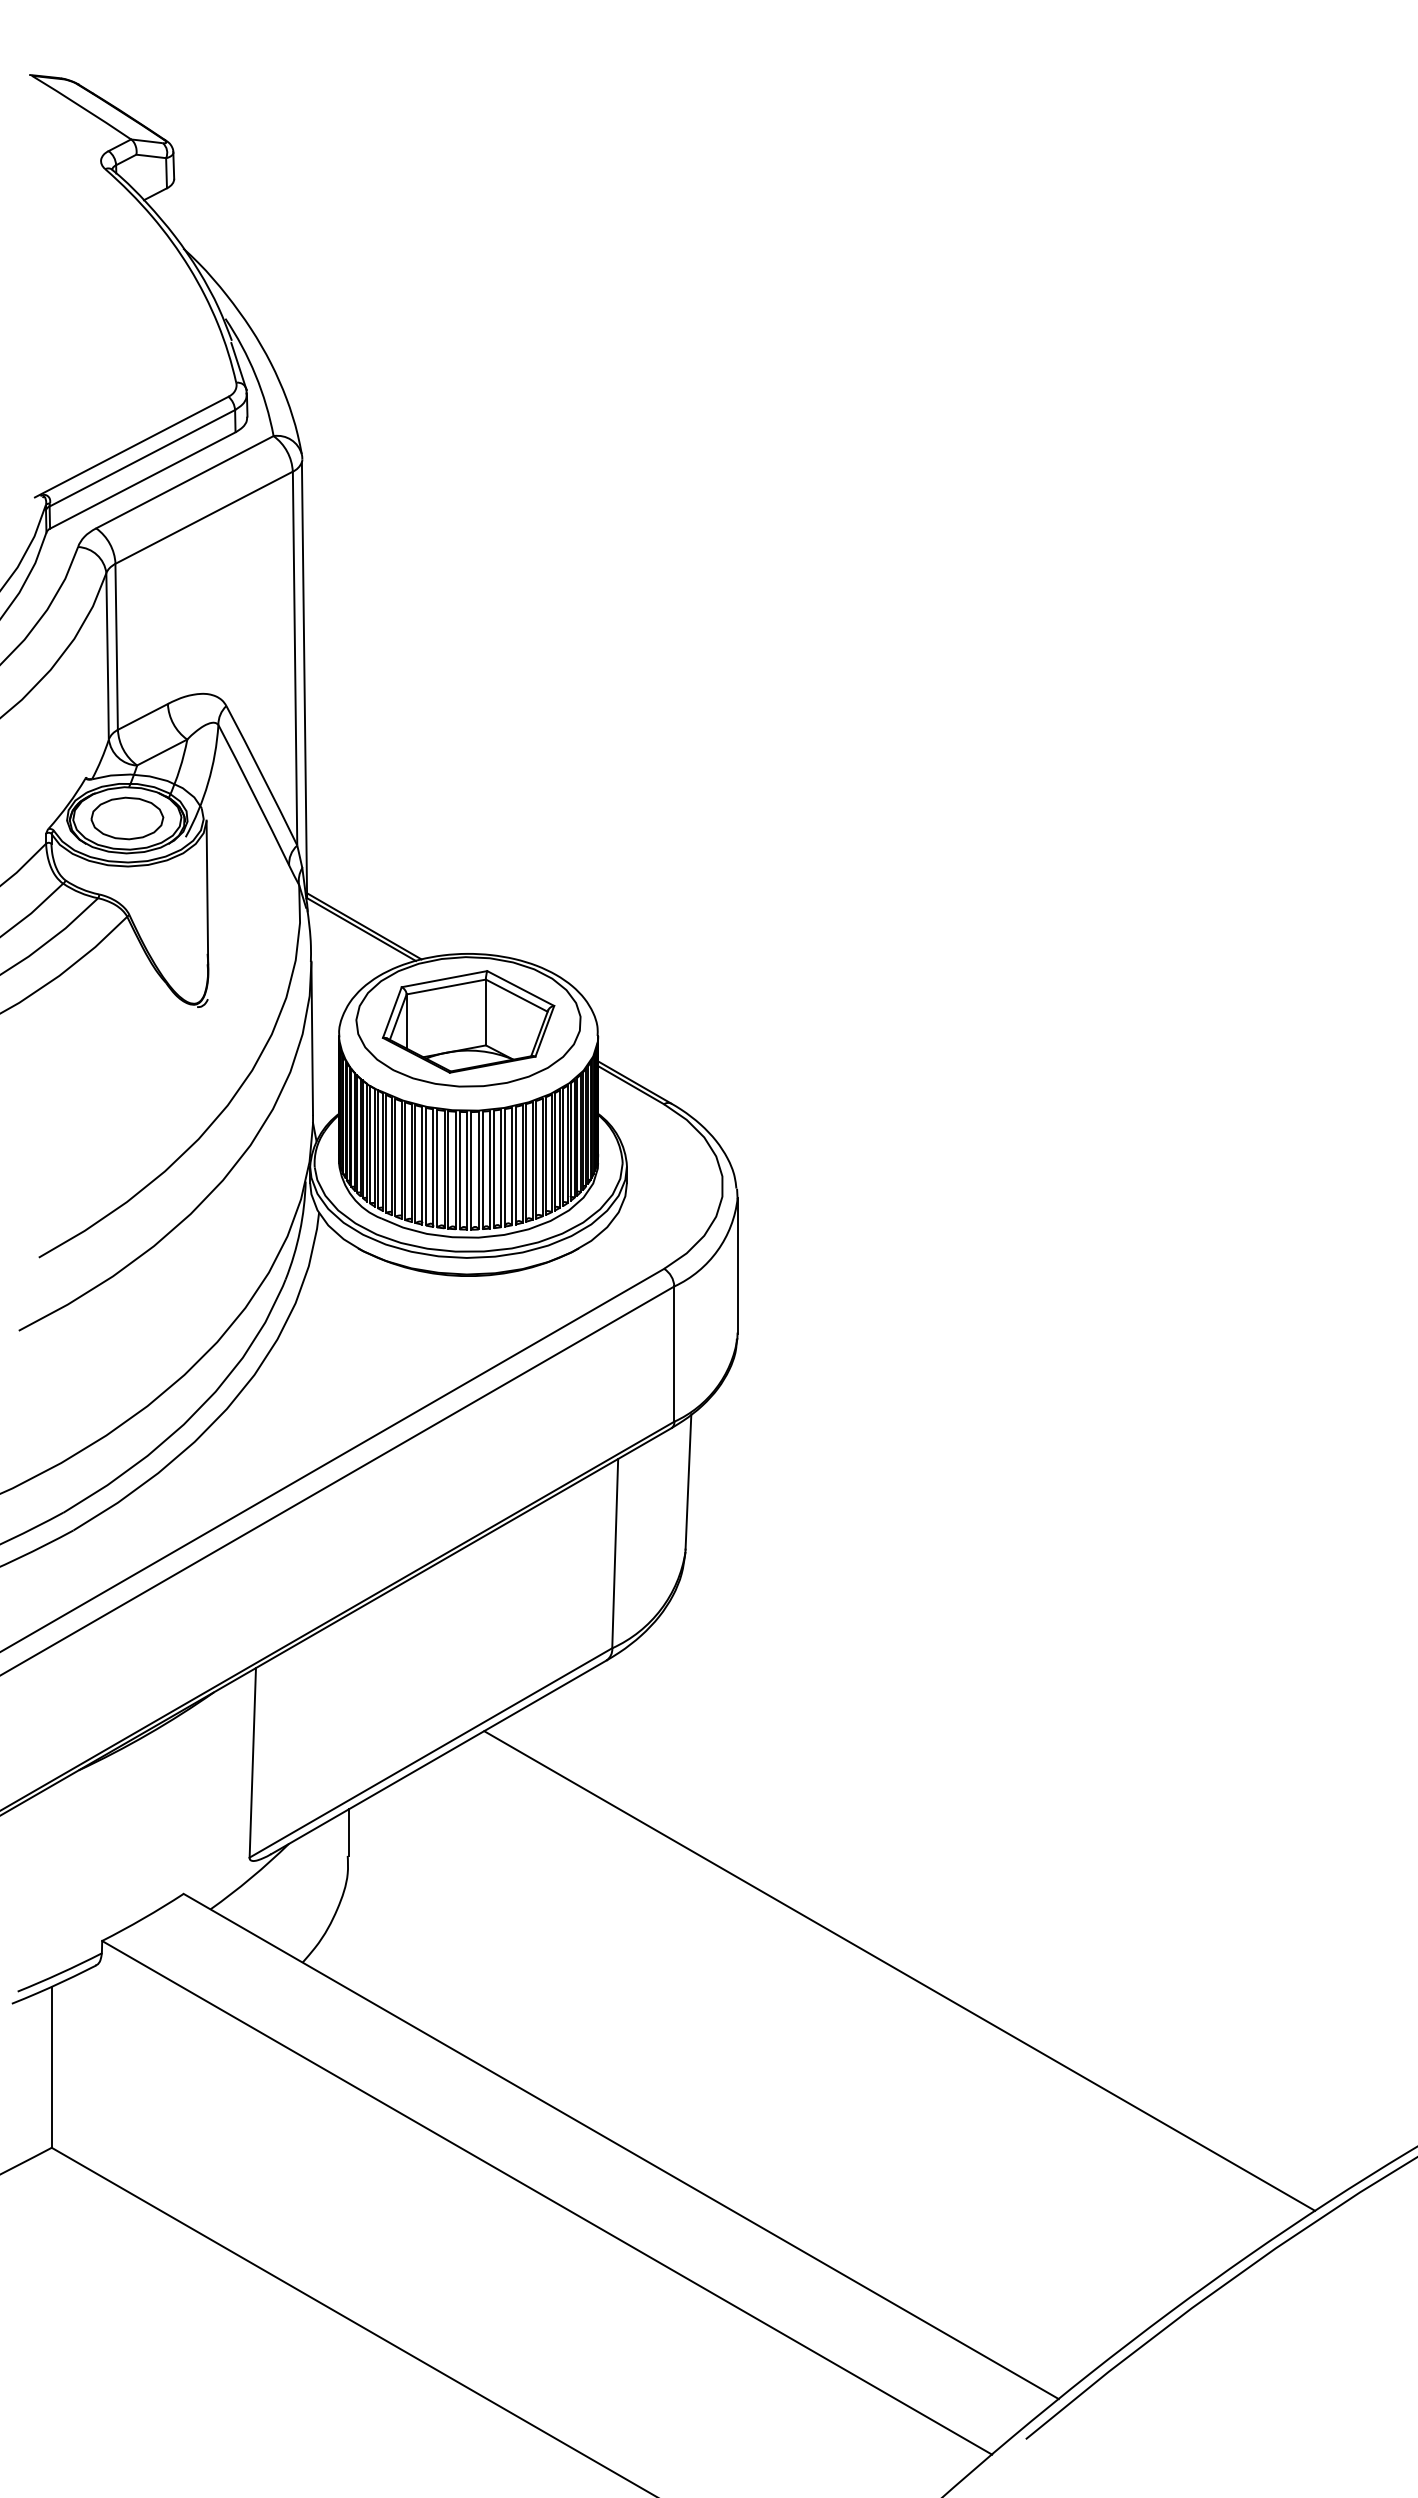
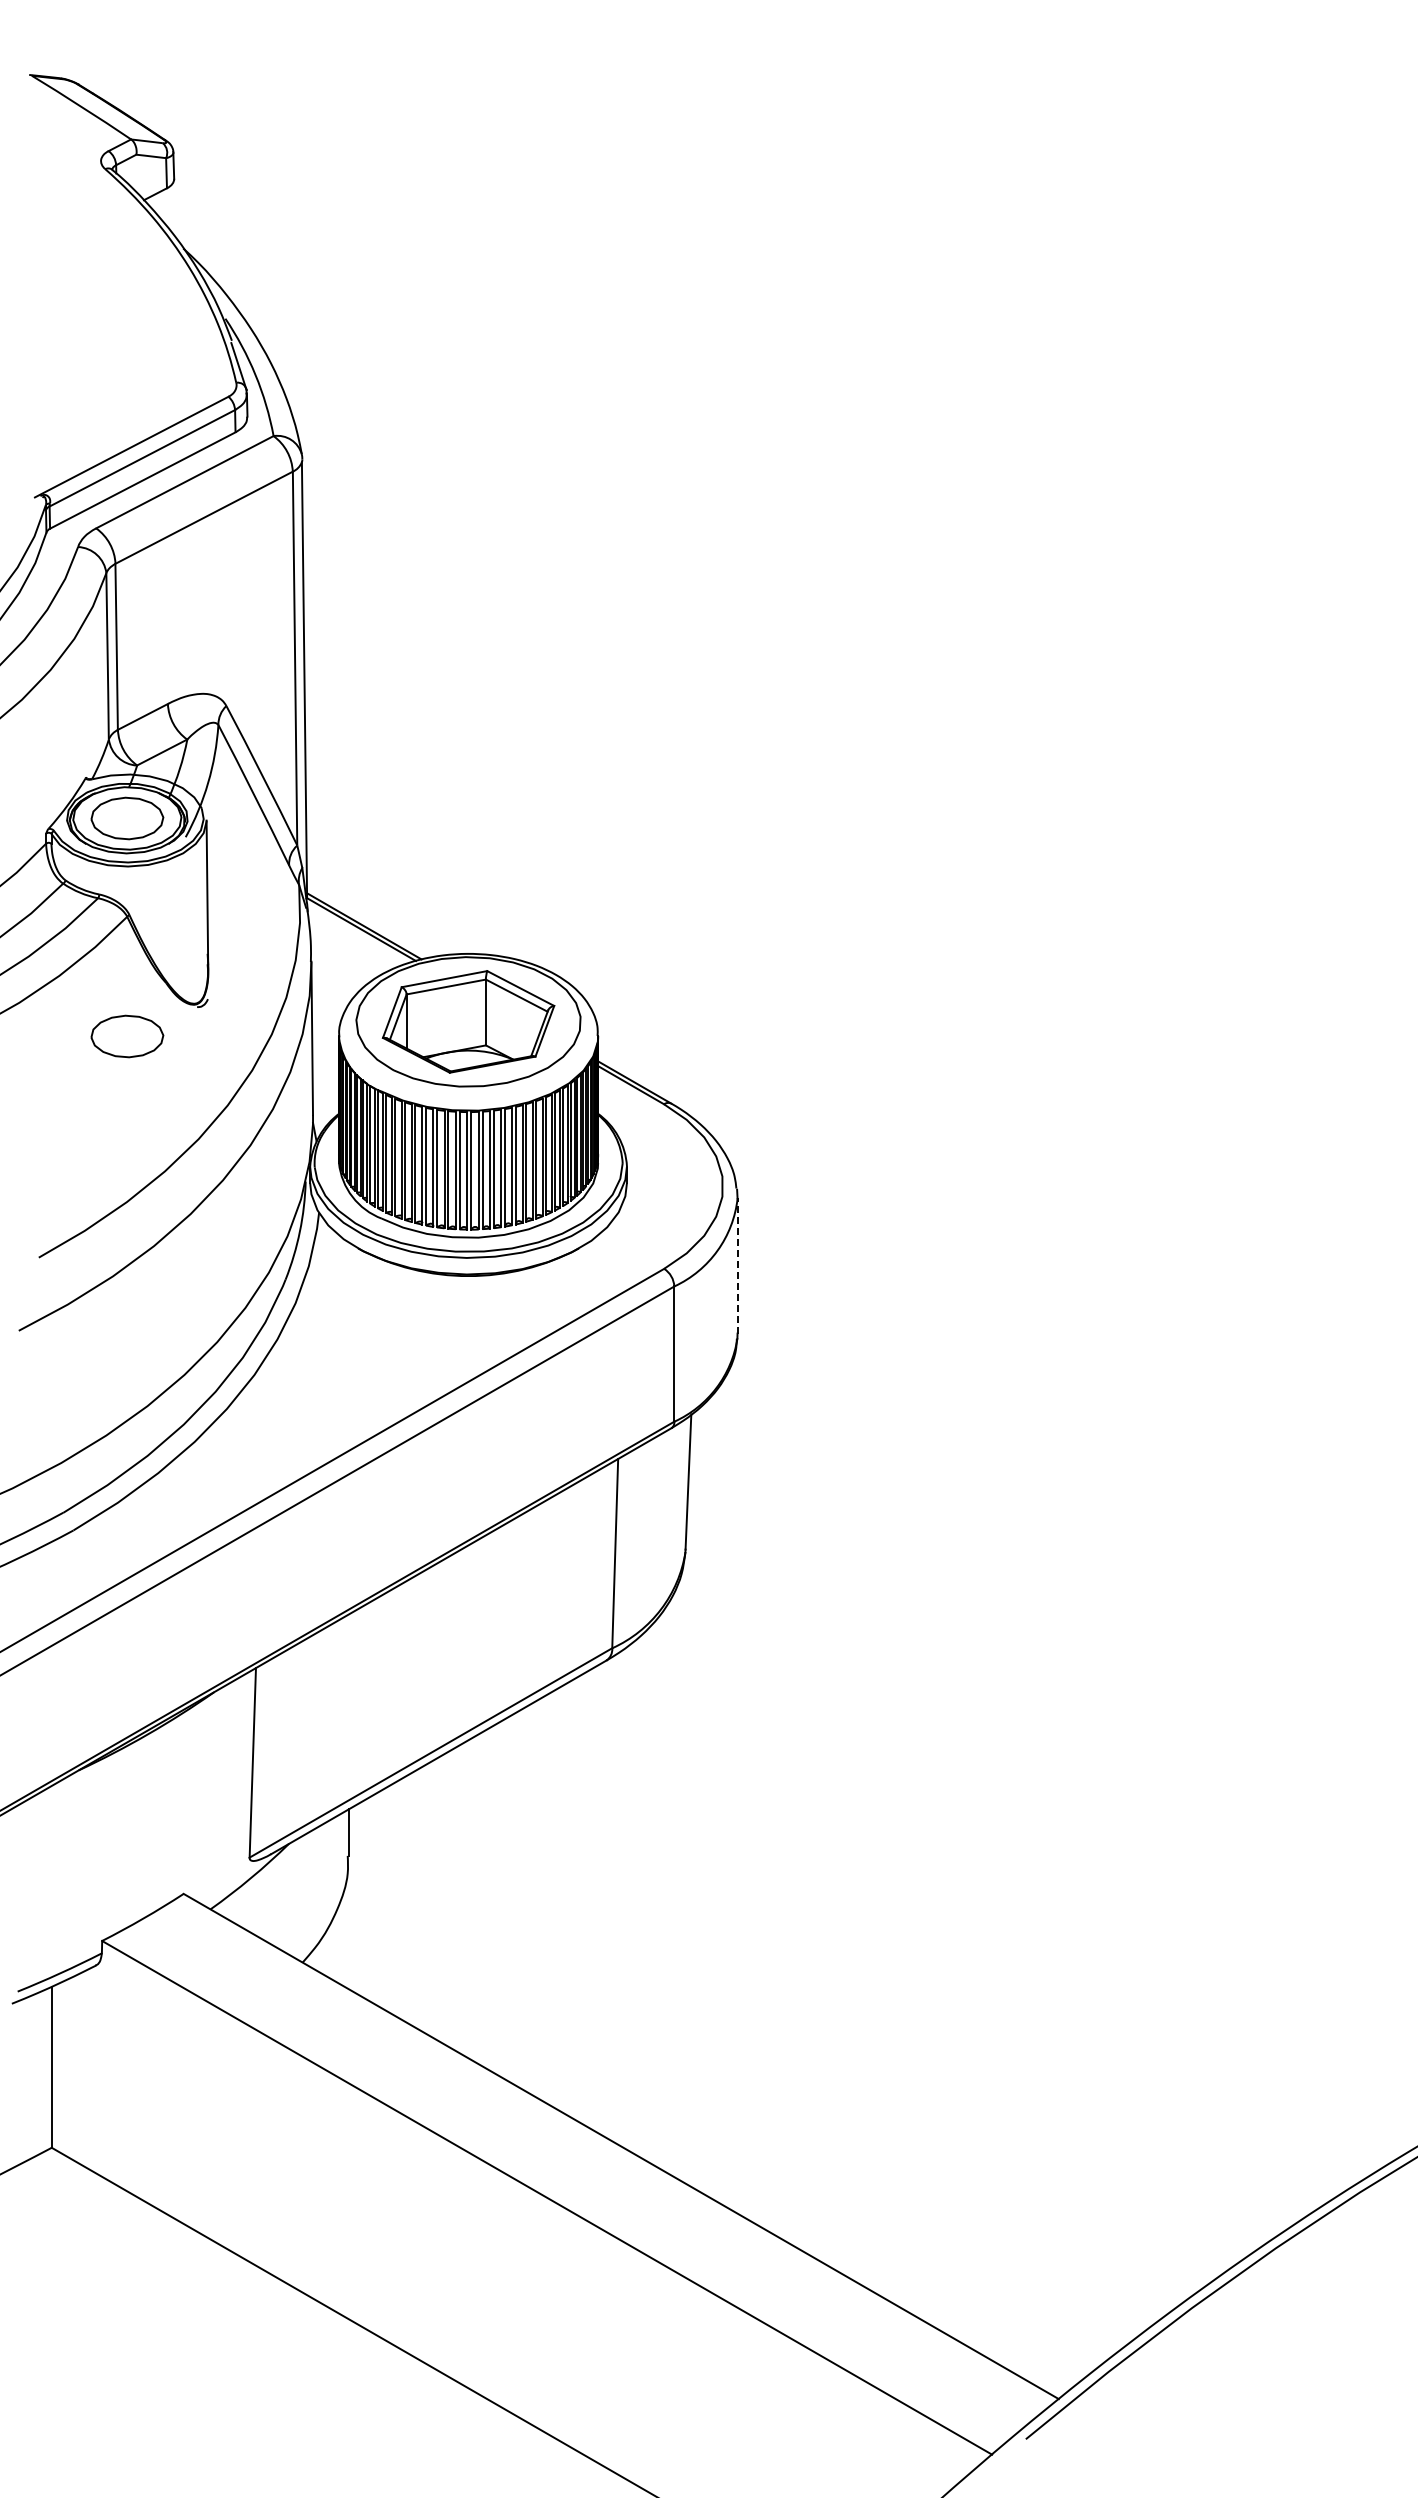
part: none -> present (127, 1036)
line: solid -> dashed (737, 1265)
line: present -> none (899, 1970)
